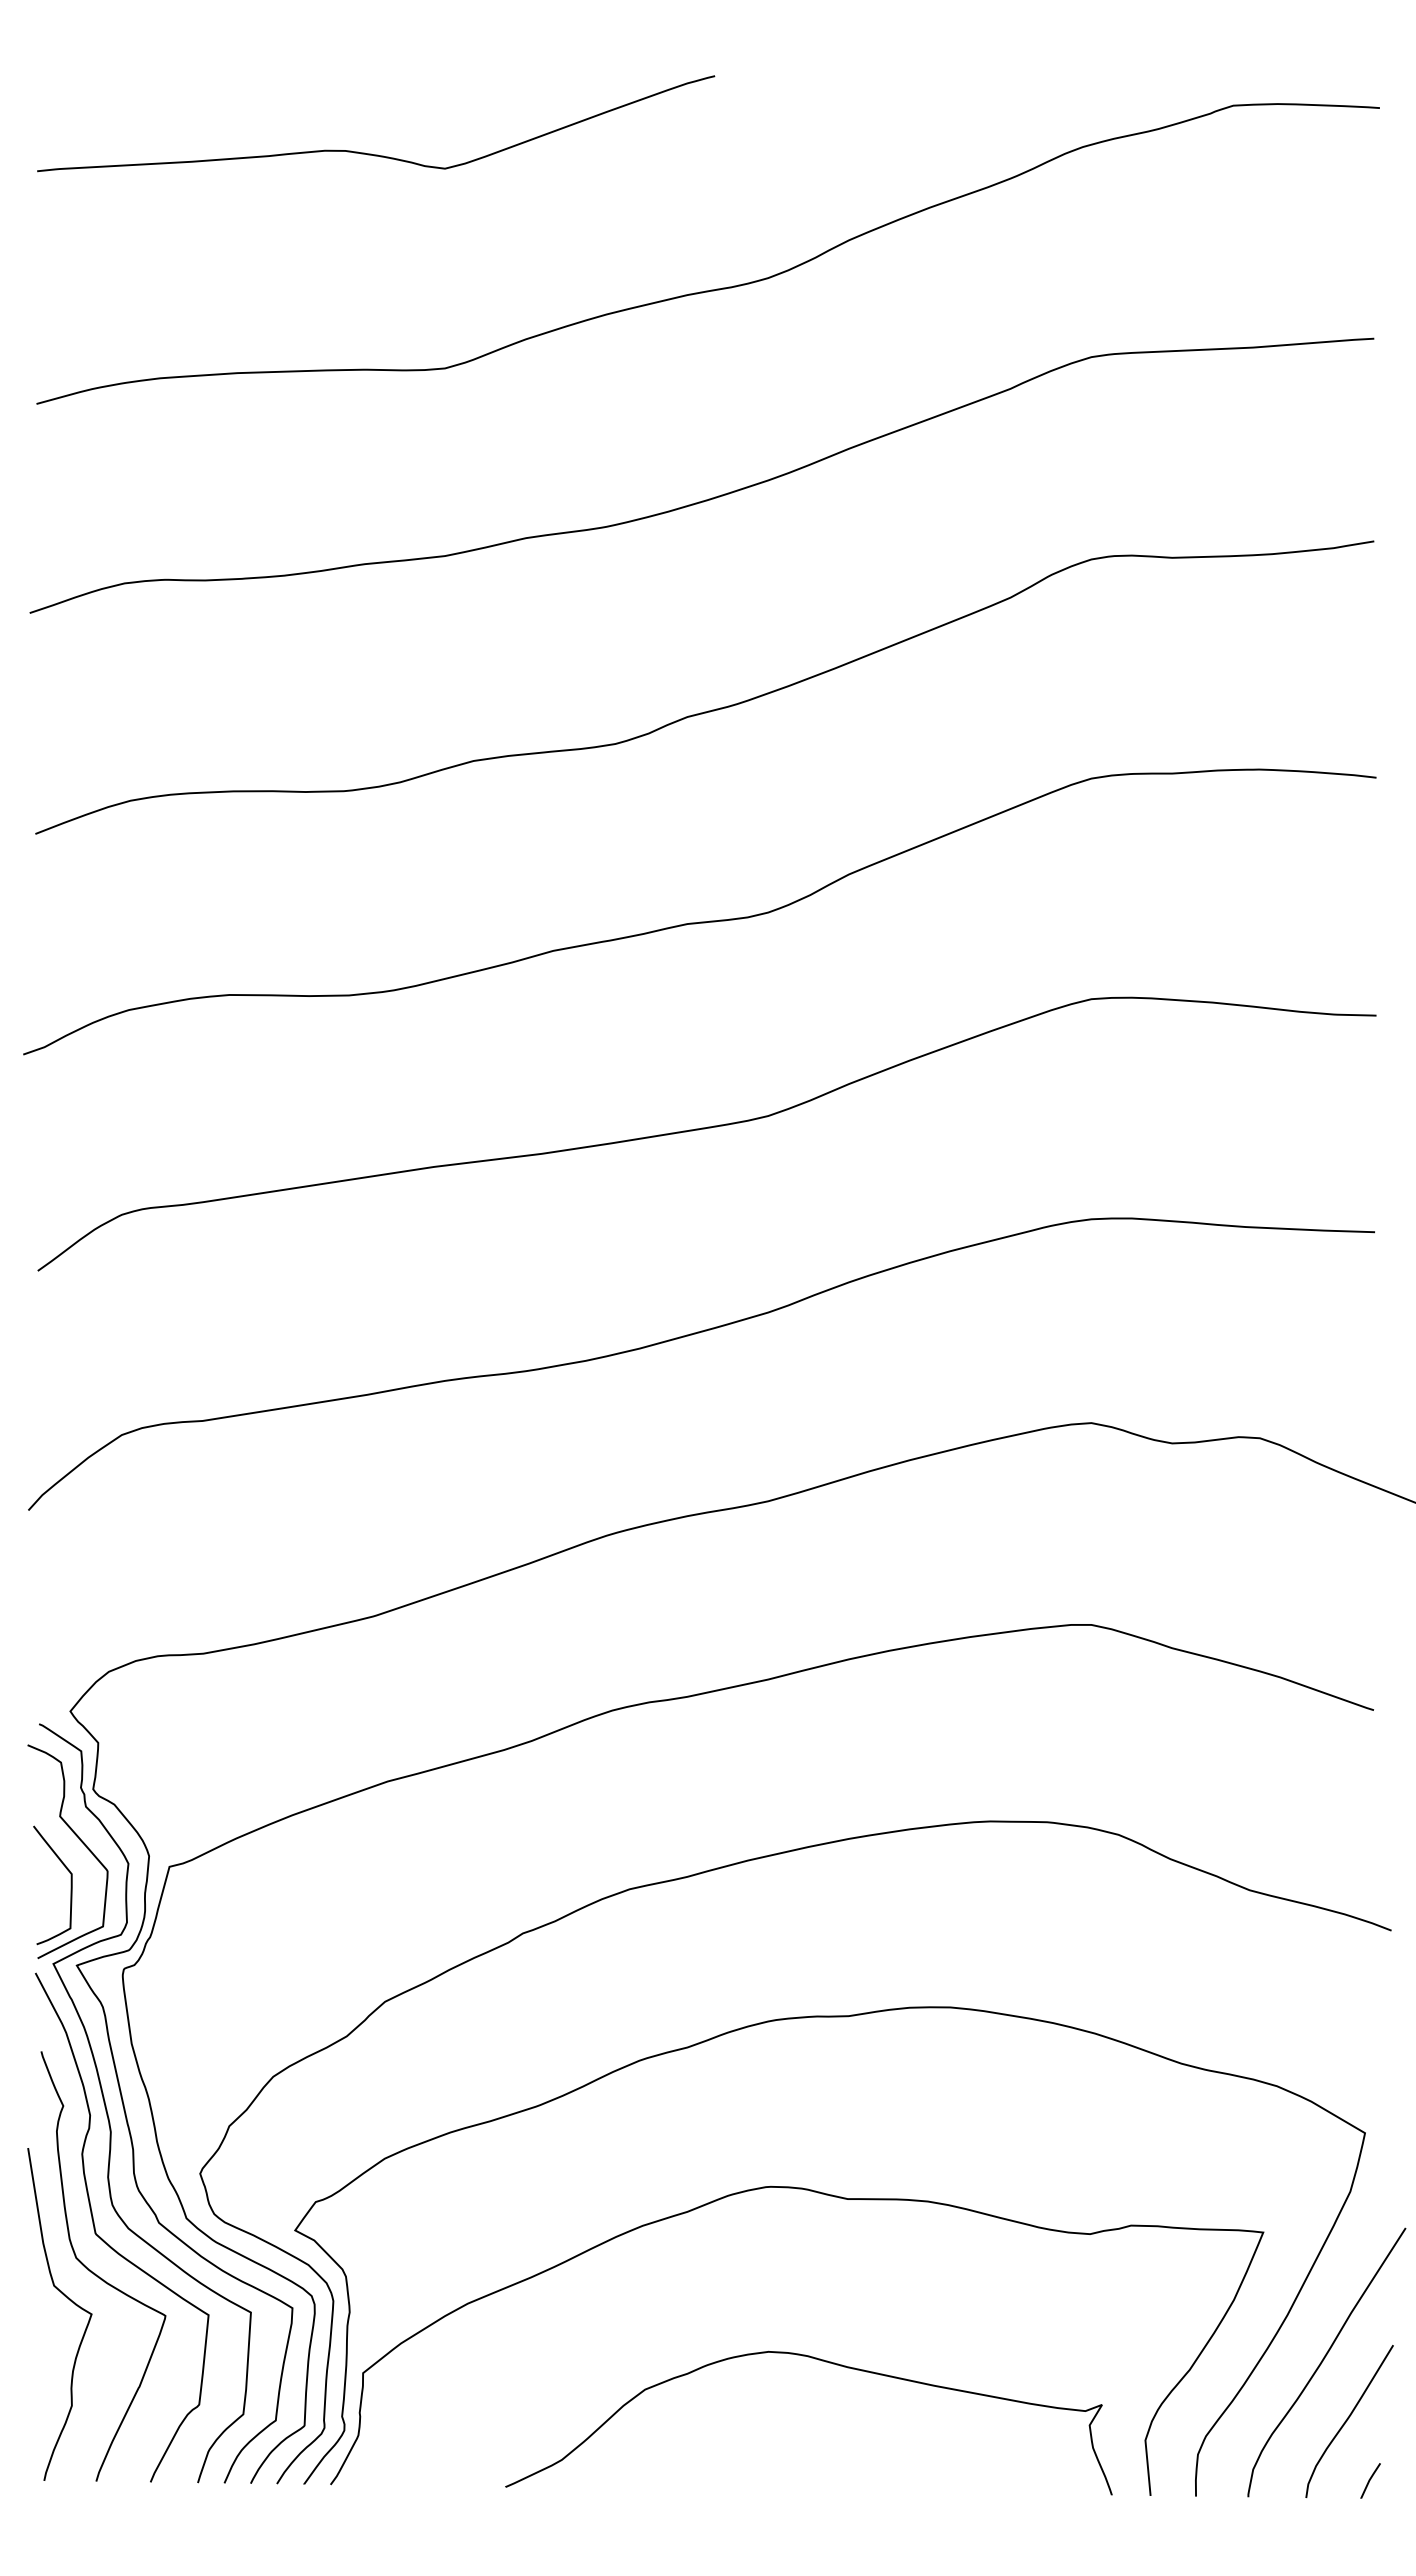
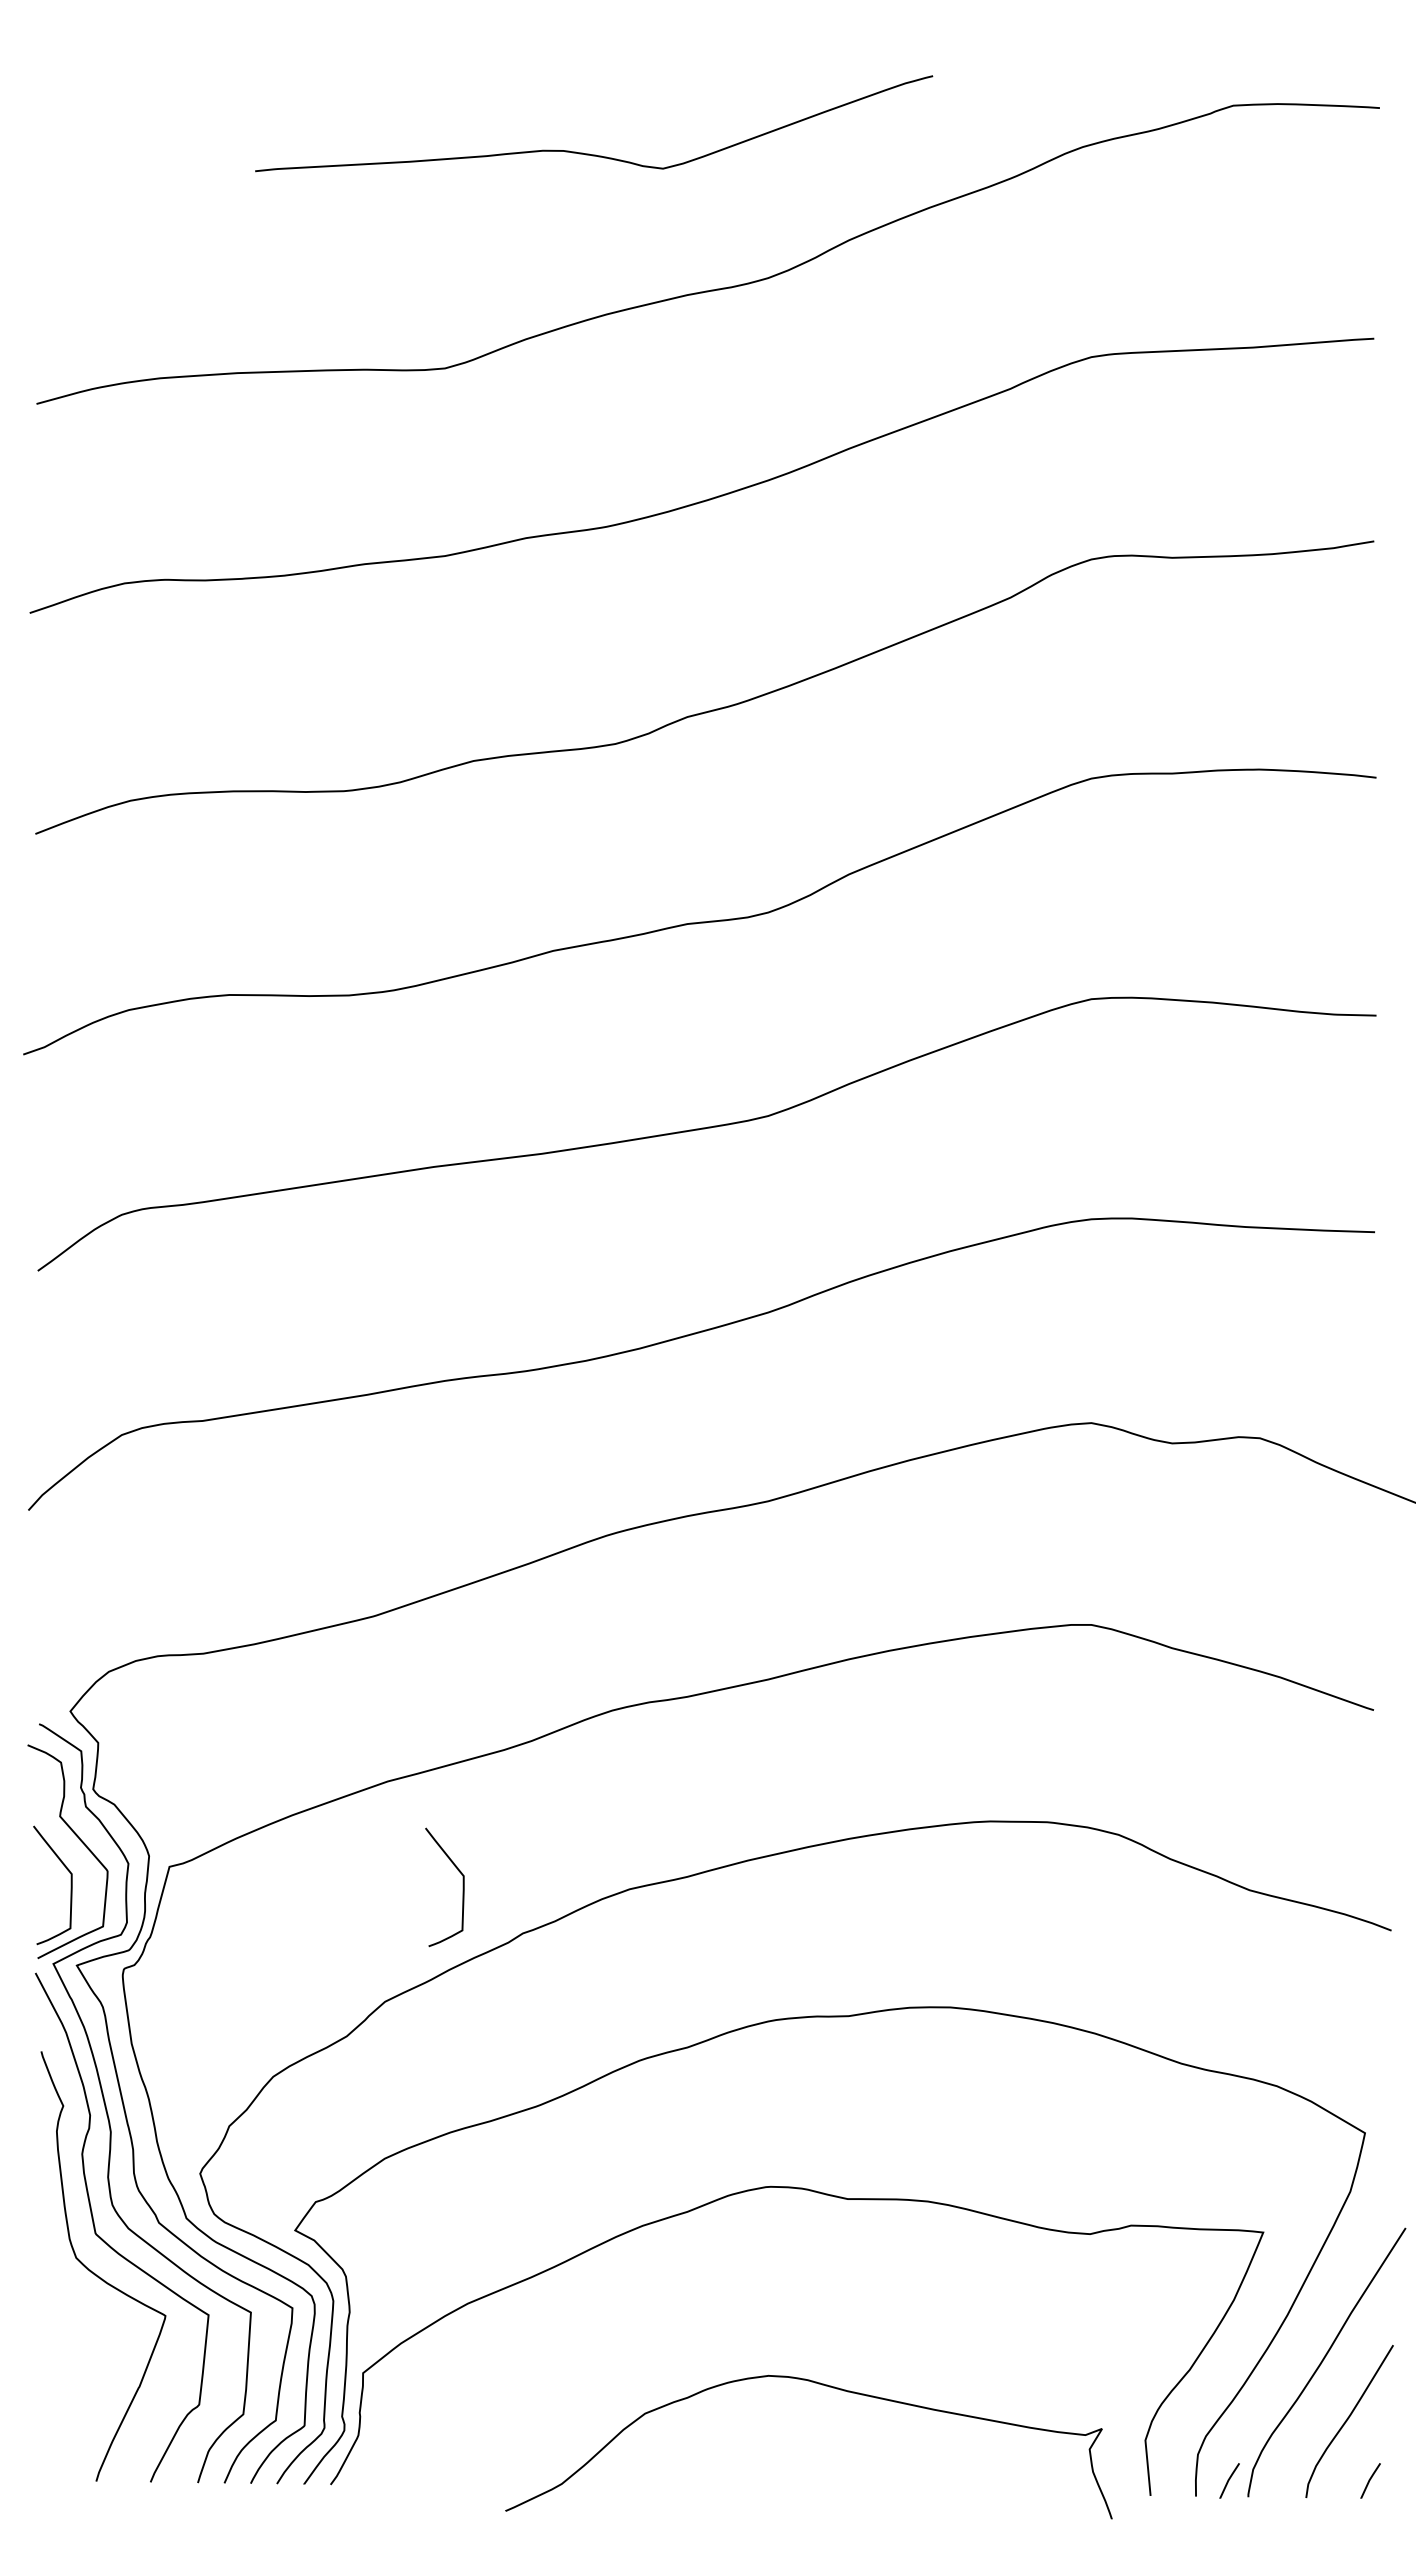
curve position: (371, 153) -> (589, 153) (589, 153)
curve: none -> present (462, 1887)
curve: present -> none (70, 2301)
curve position: (825, 2362) -> (825, 2386) (825, 2386)
line: none -> present (1229, 2480)
